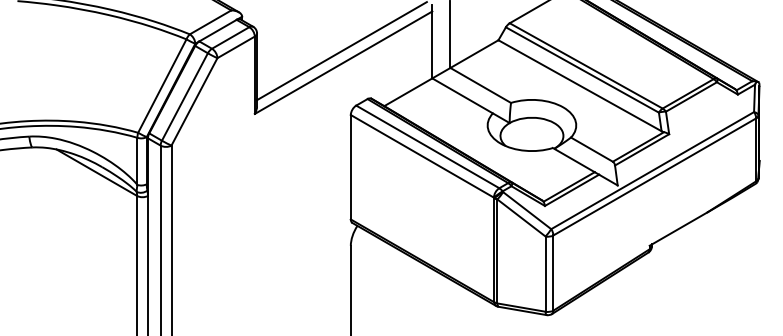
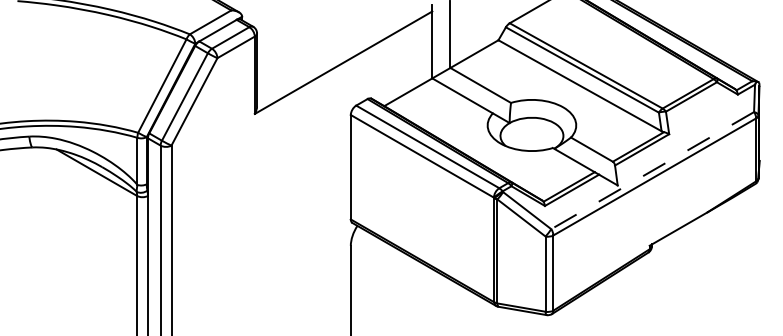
line: present -> none (341, 51)
line: solid -> dashed (652, 170)
